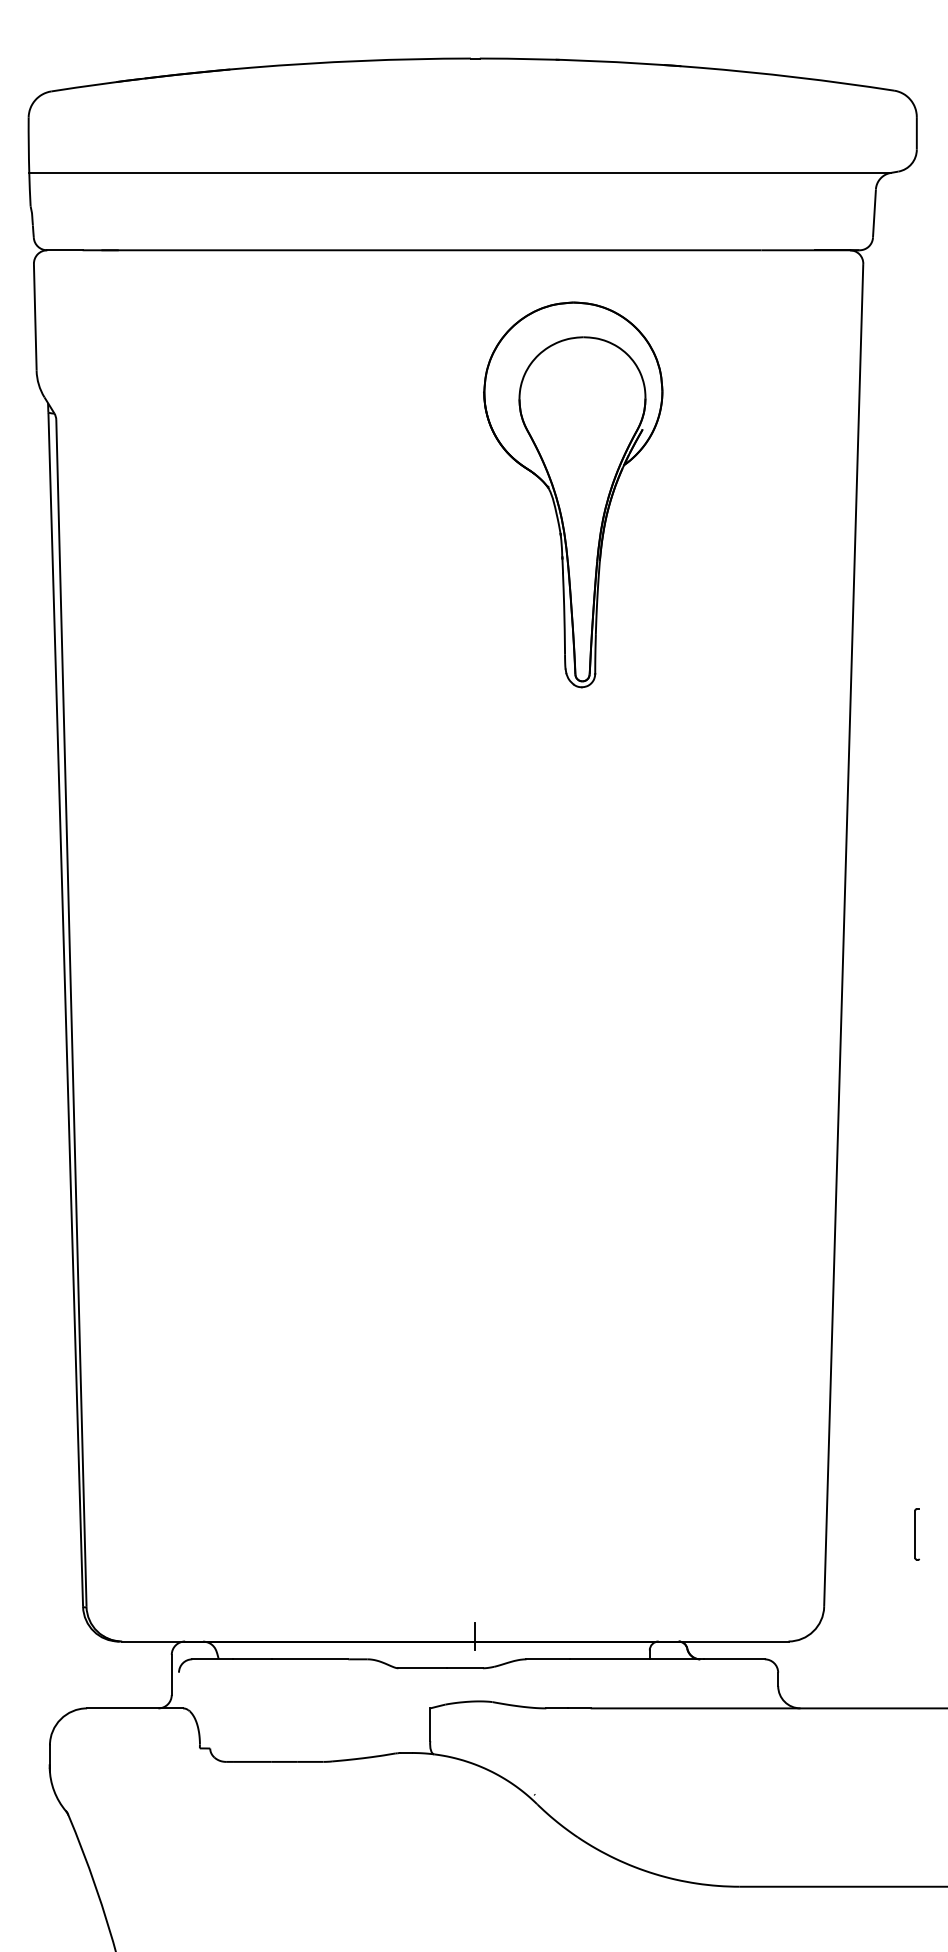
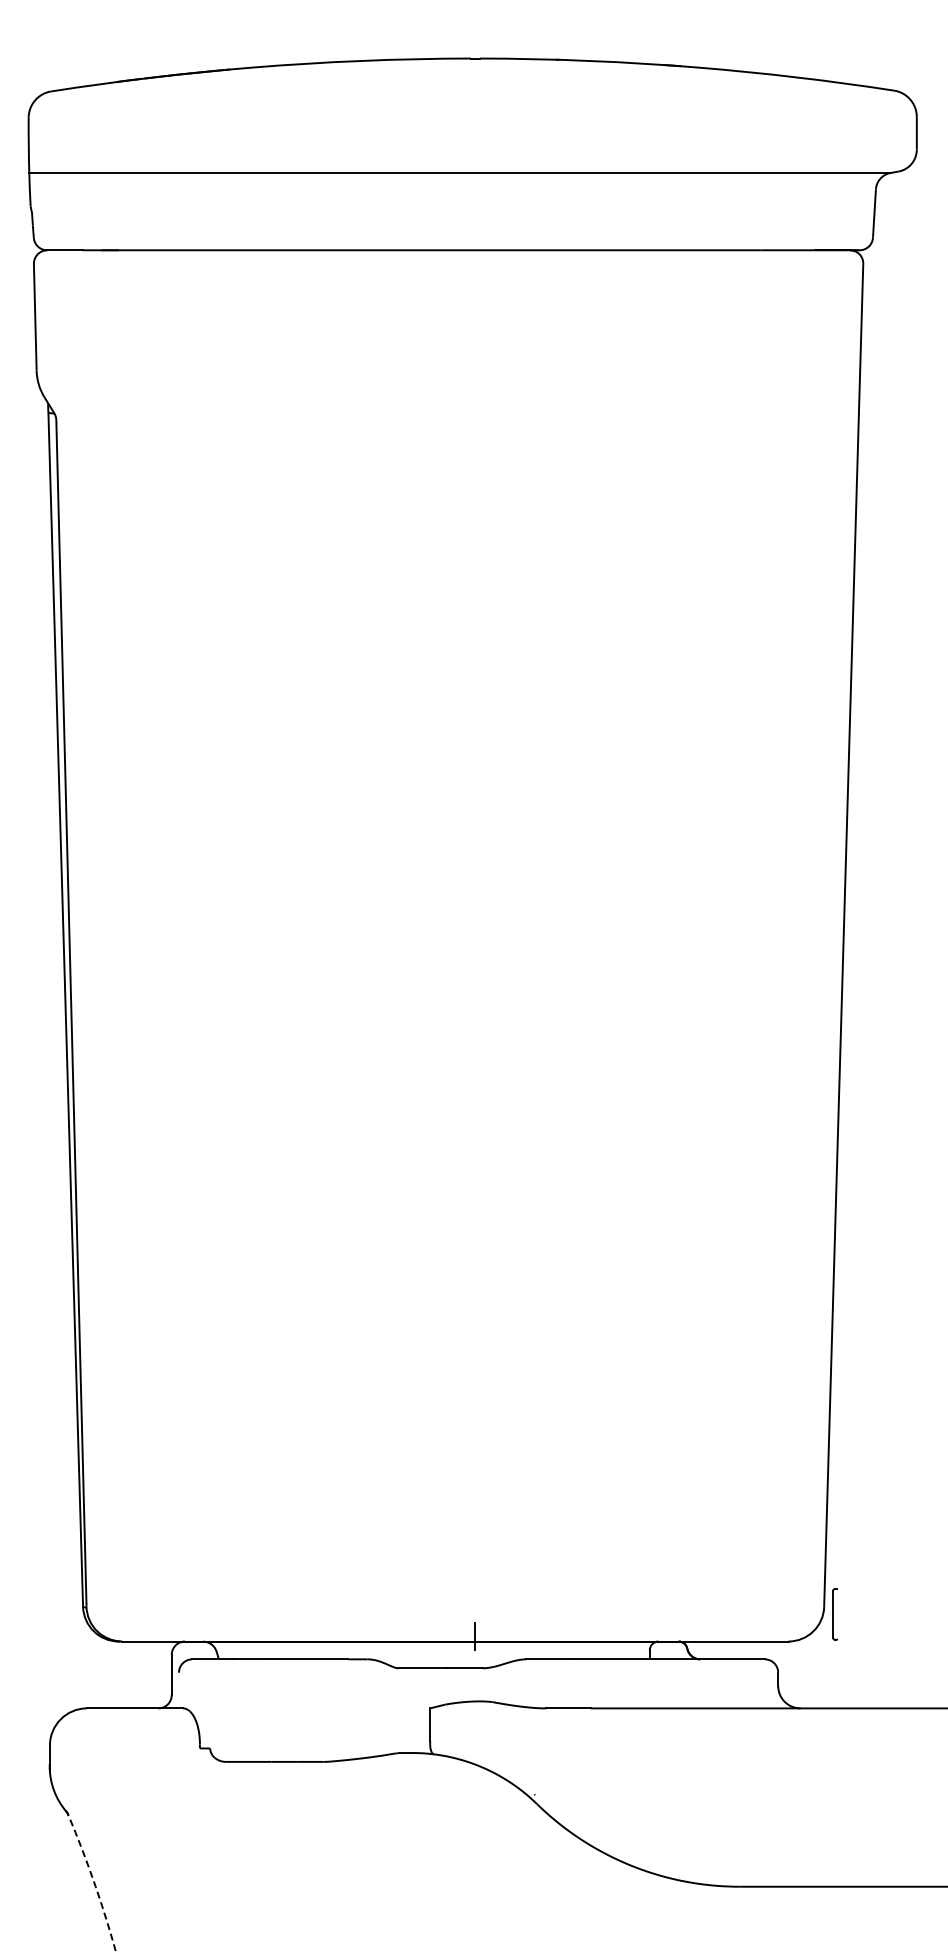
part: present -> none (573, 494)
part position: (916, 1534) -> (834, 1614) (834, 1614)
arc: solid -> dashed (94, 1882)
